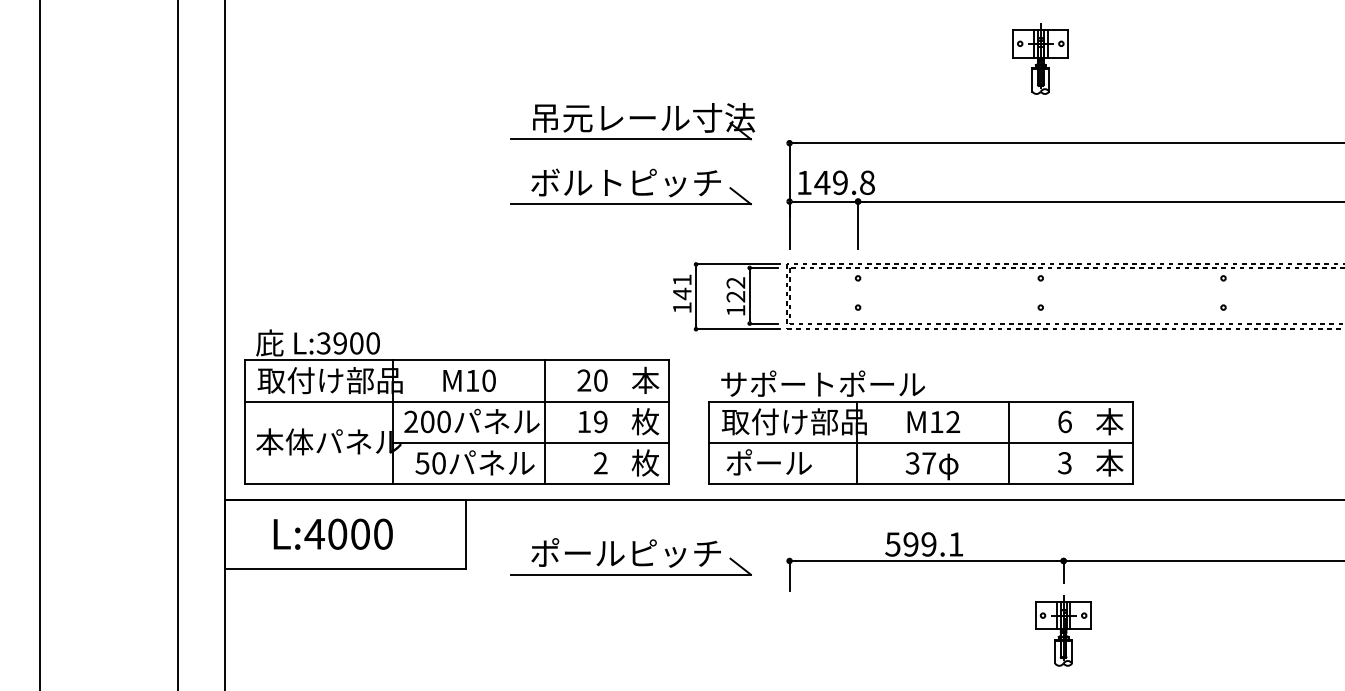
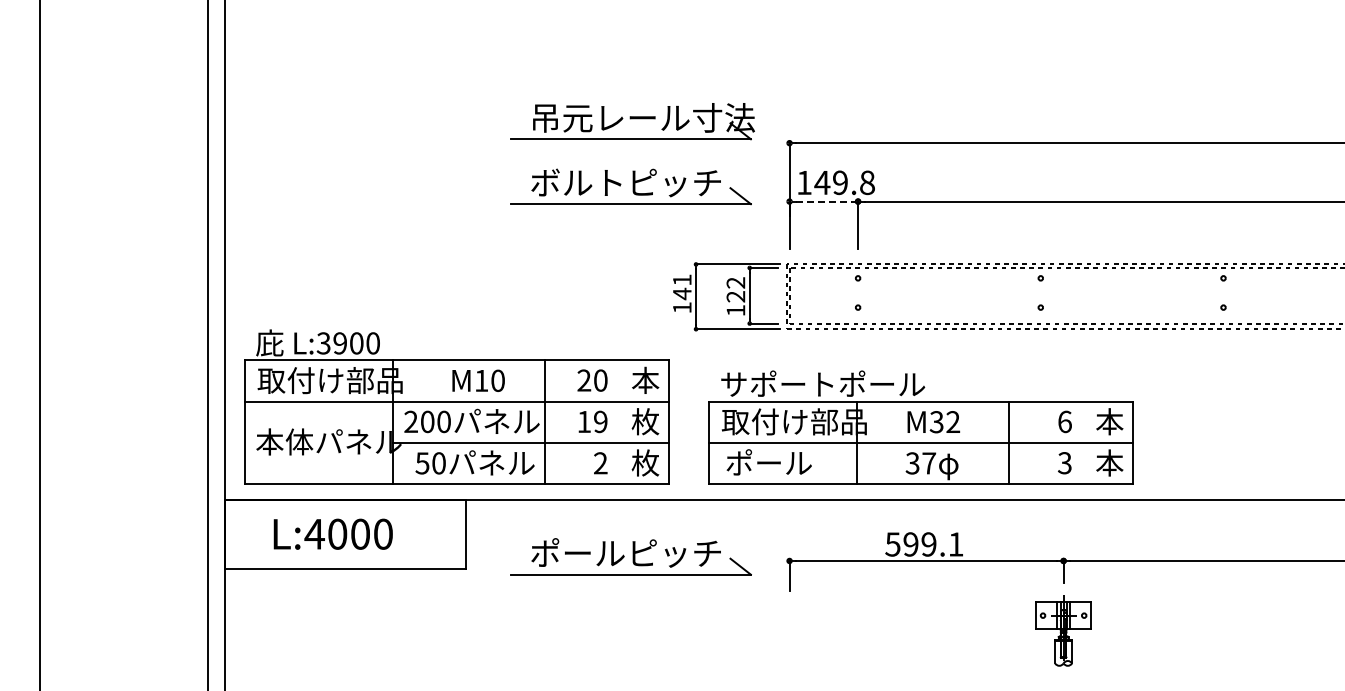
part: present -> none (1040, 58)
line: solid -> dashed (823, 201)
line position: (177, 344) -> (207, 344) (207, 344)
text position: (469, 380) -> (478, 380) (478, 380)
text: M12 -> M32 (936, 422)
